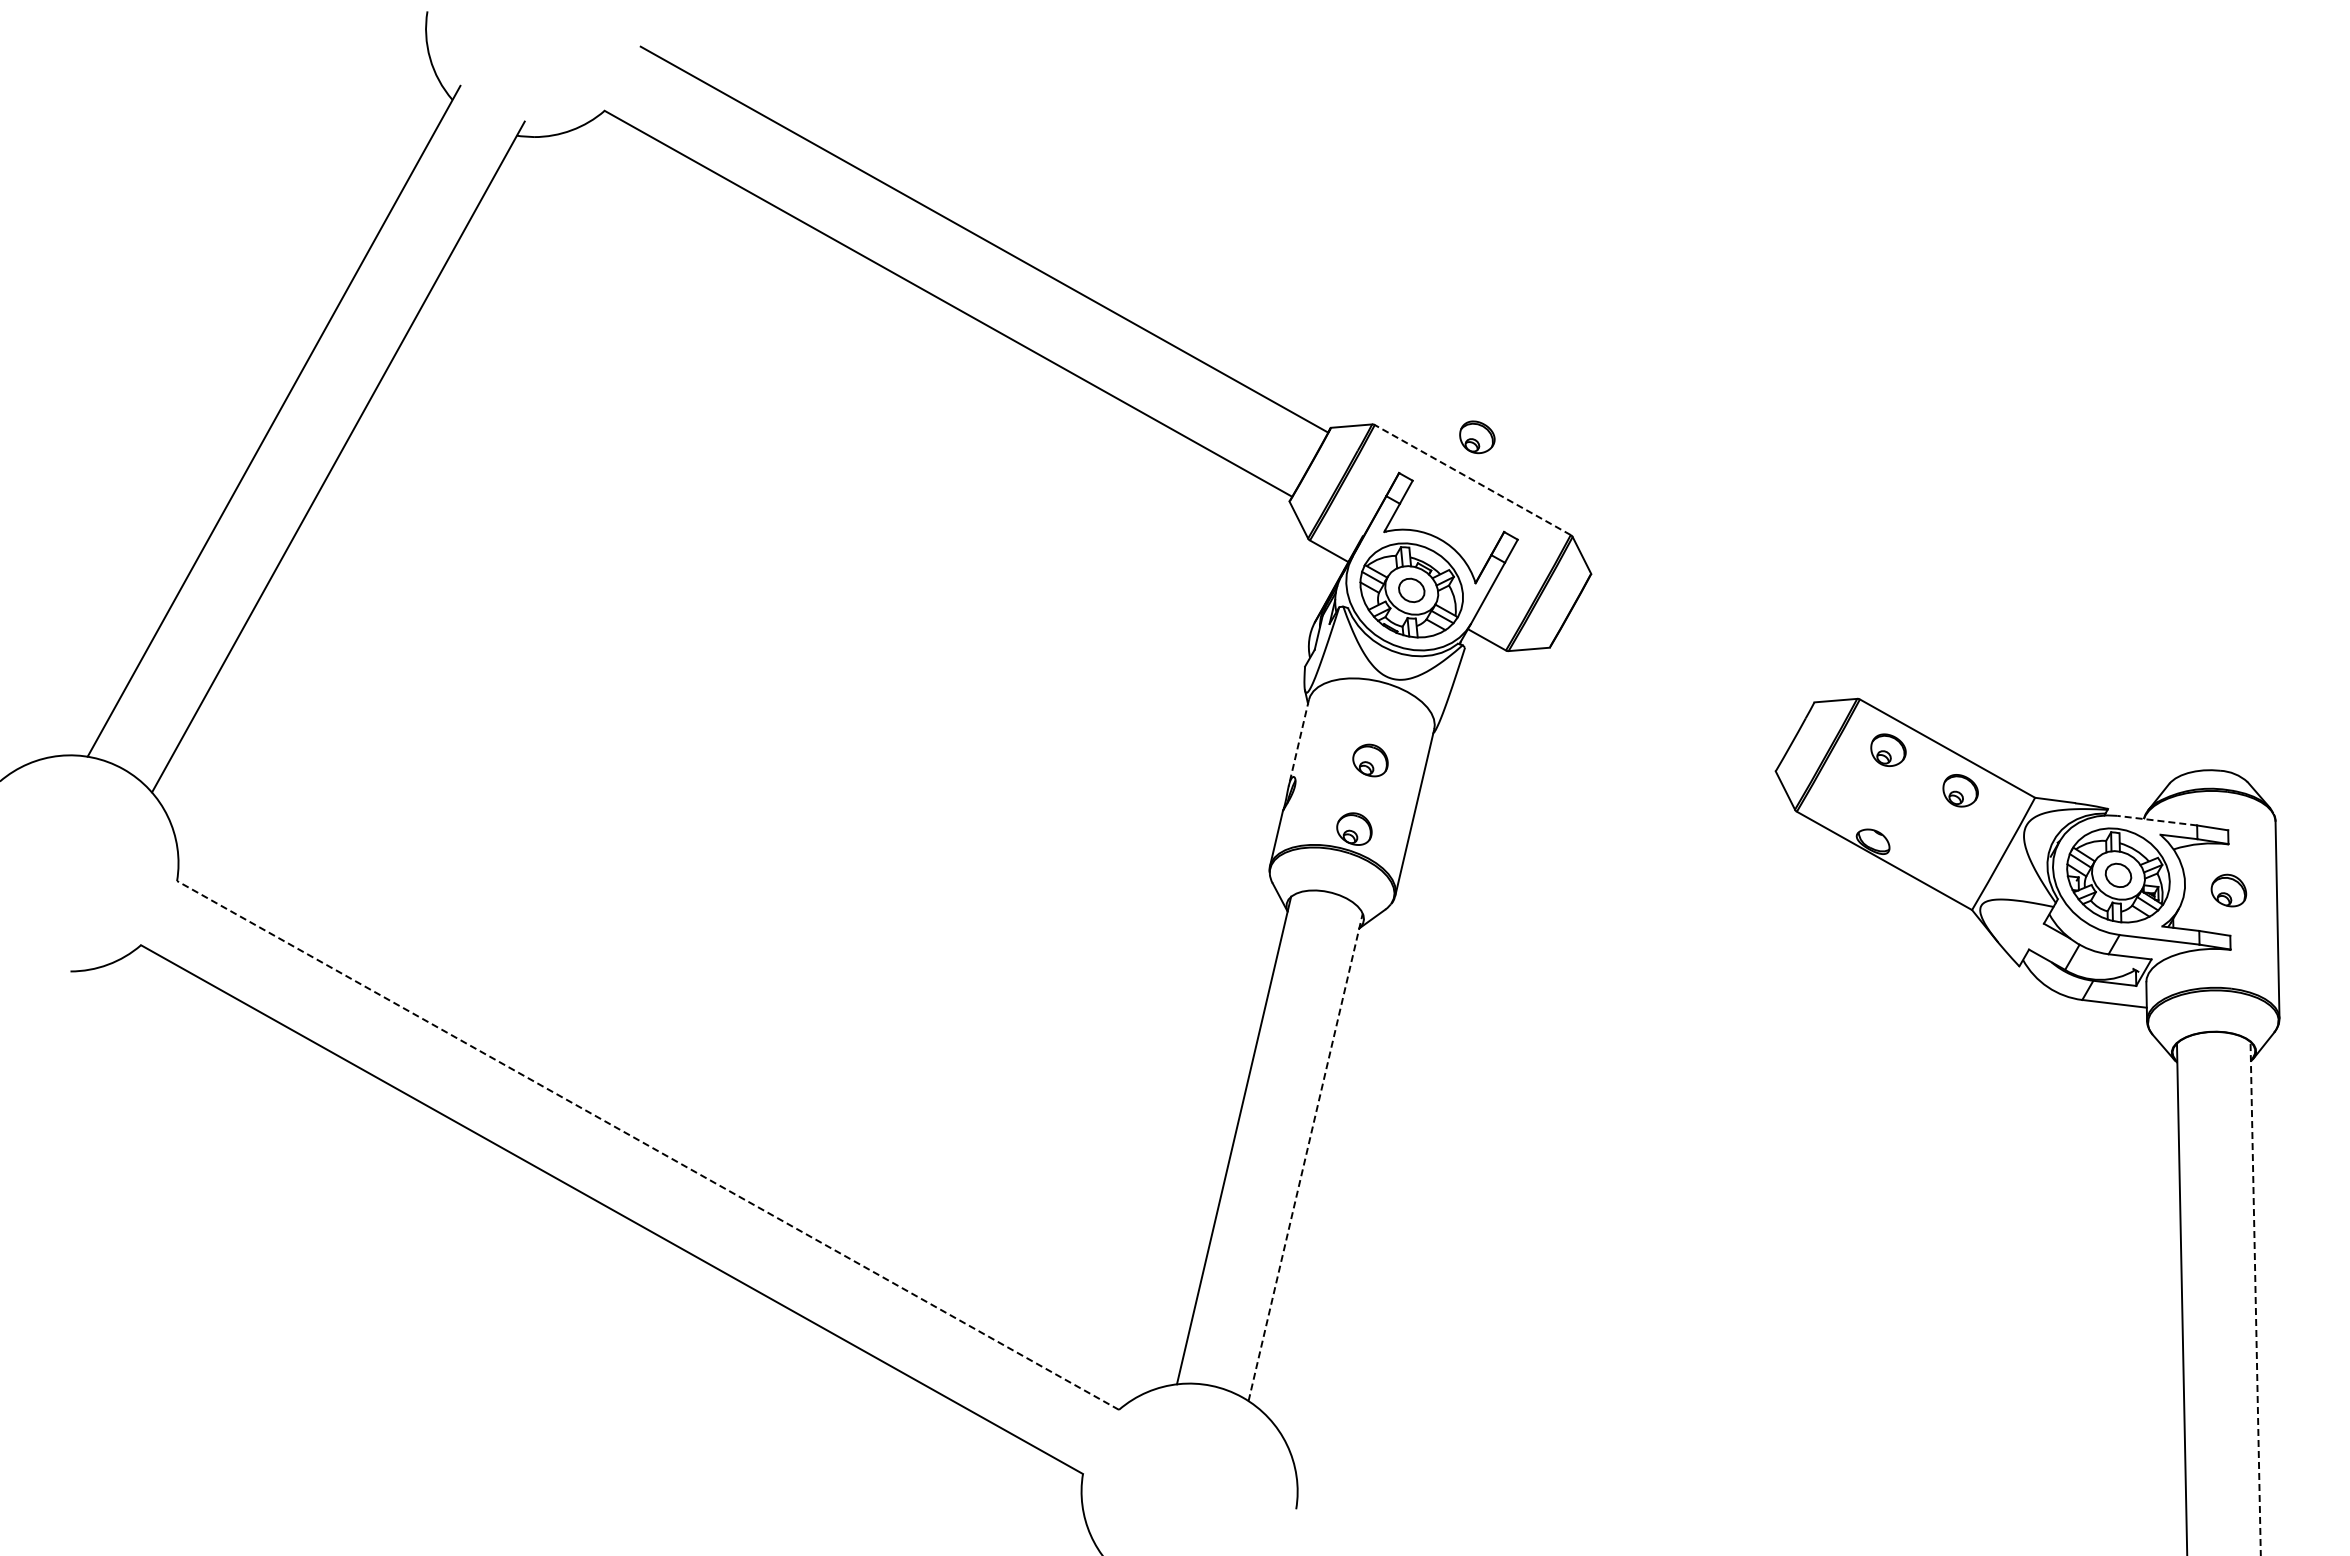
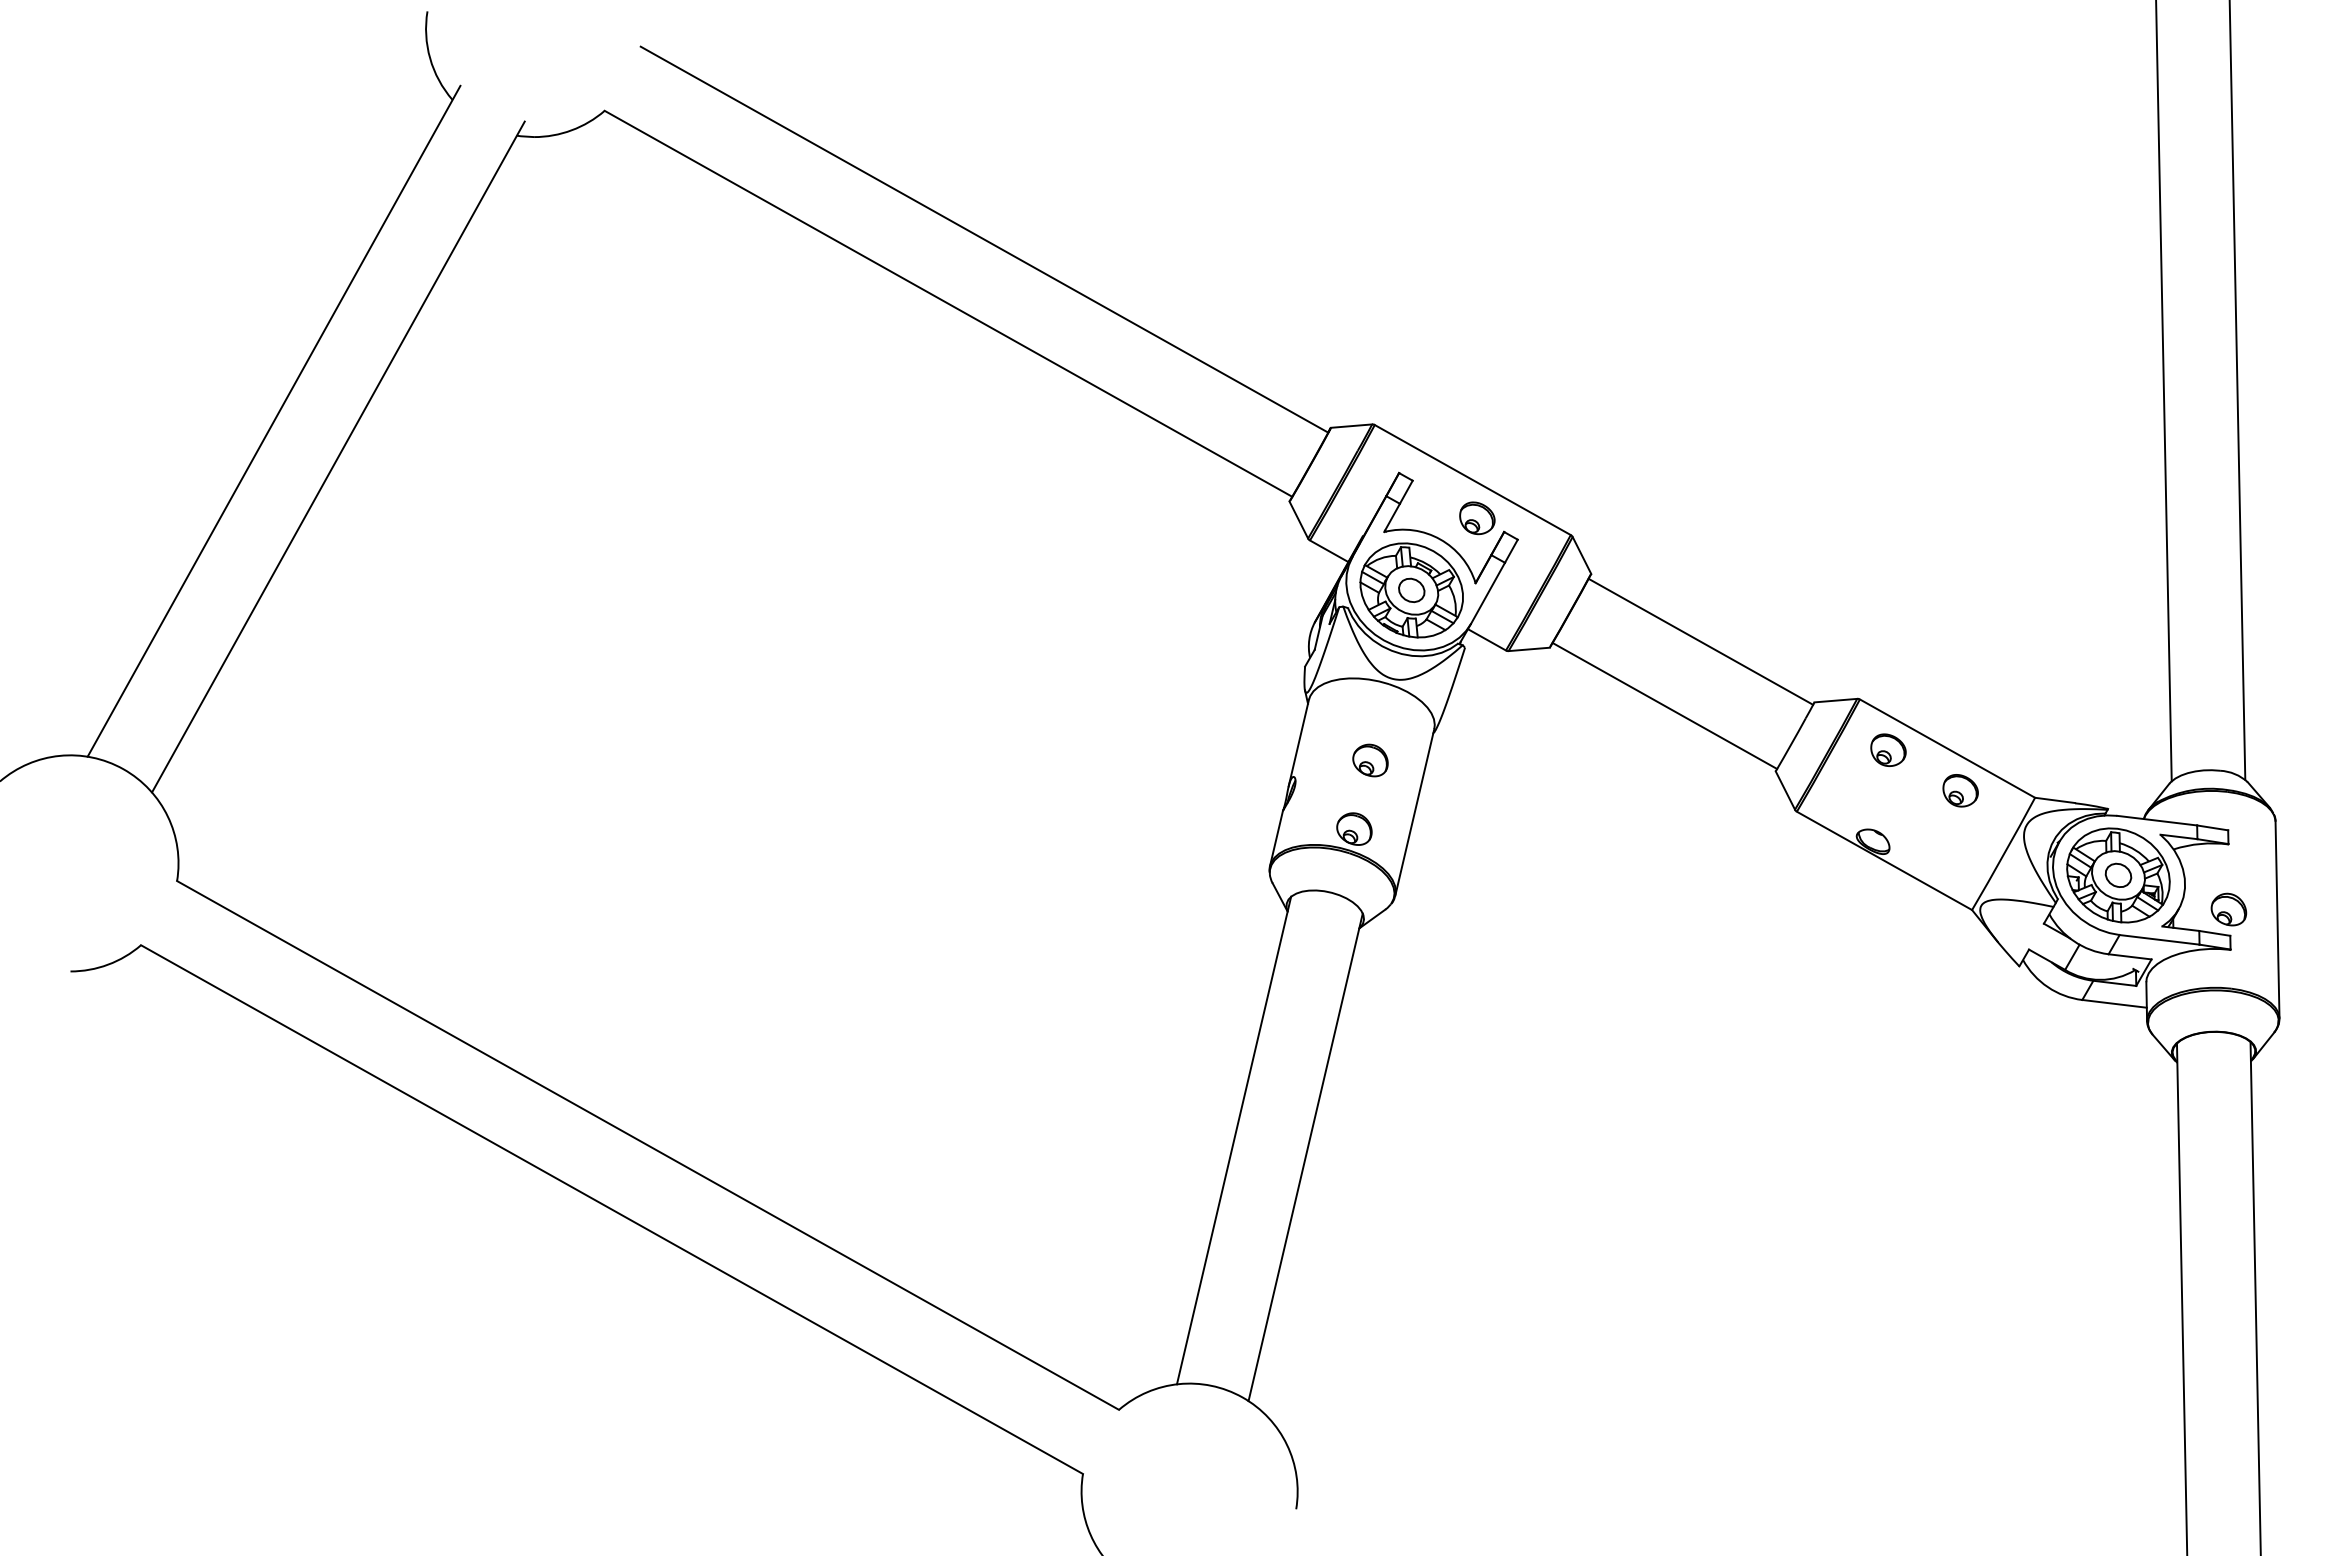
line: none -> present (2237, 390)
line: none -> present (2163, 391)
part position: (1477, 437) -> (1477, 518) (1477, 518)
line: dashed -> solid (1472, 479)
line: none -> present (1700, 641)
line: none -> present (1664, 706)
line: dashed -> solid (1298, 743)
line: dashed -> solid (2156, 820)
part position: (2228, 890) -> (2228, 909) (2228, 909)
line: dashed -> solid (647, 1145)
line: dashed -> solid (1305, 1156)
line: dashed -> solid (2255, 1298)
